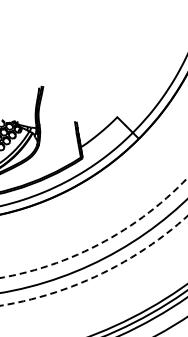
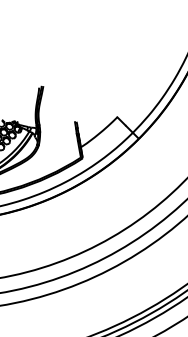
arc: dashed -> solid (101, 242)
arc: dashed -> solid (100, 273)
